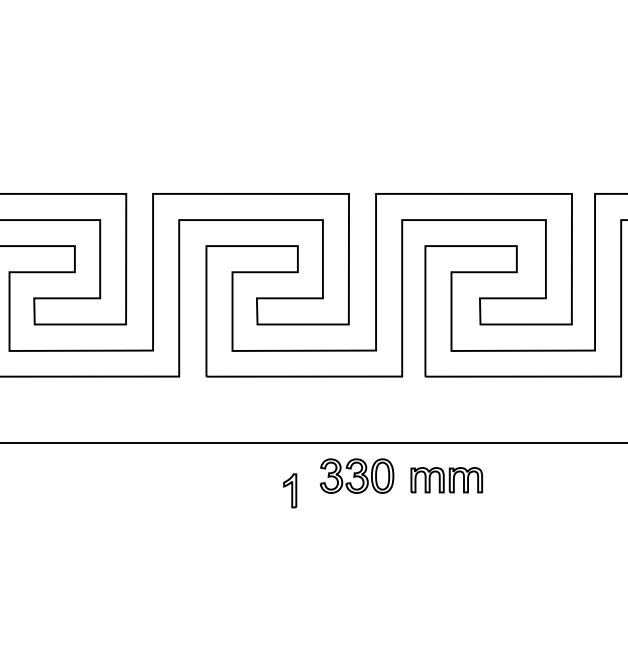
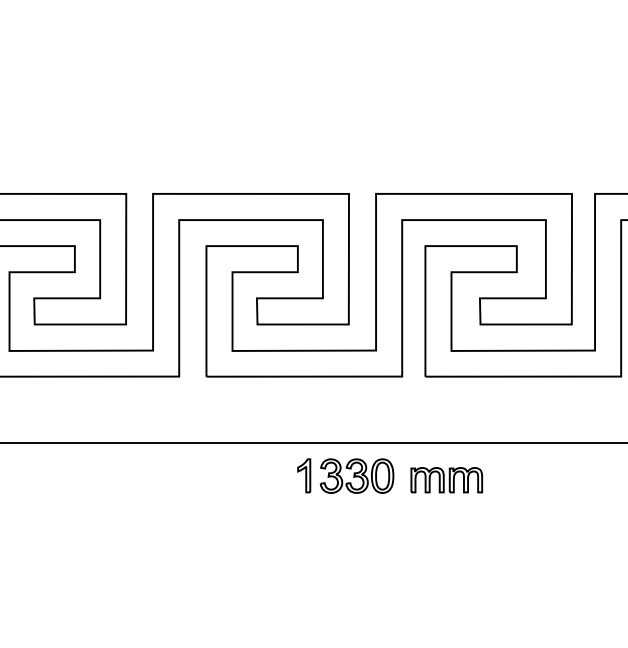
part position: (290, 490) -> (304, 475) (304, 475)
